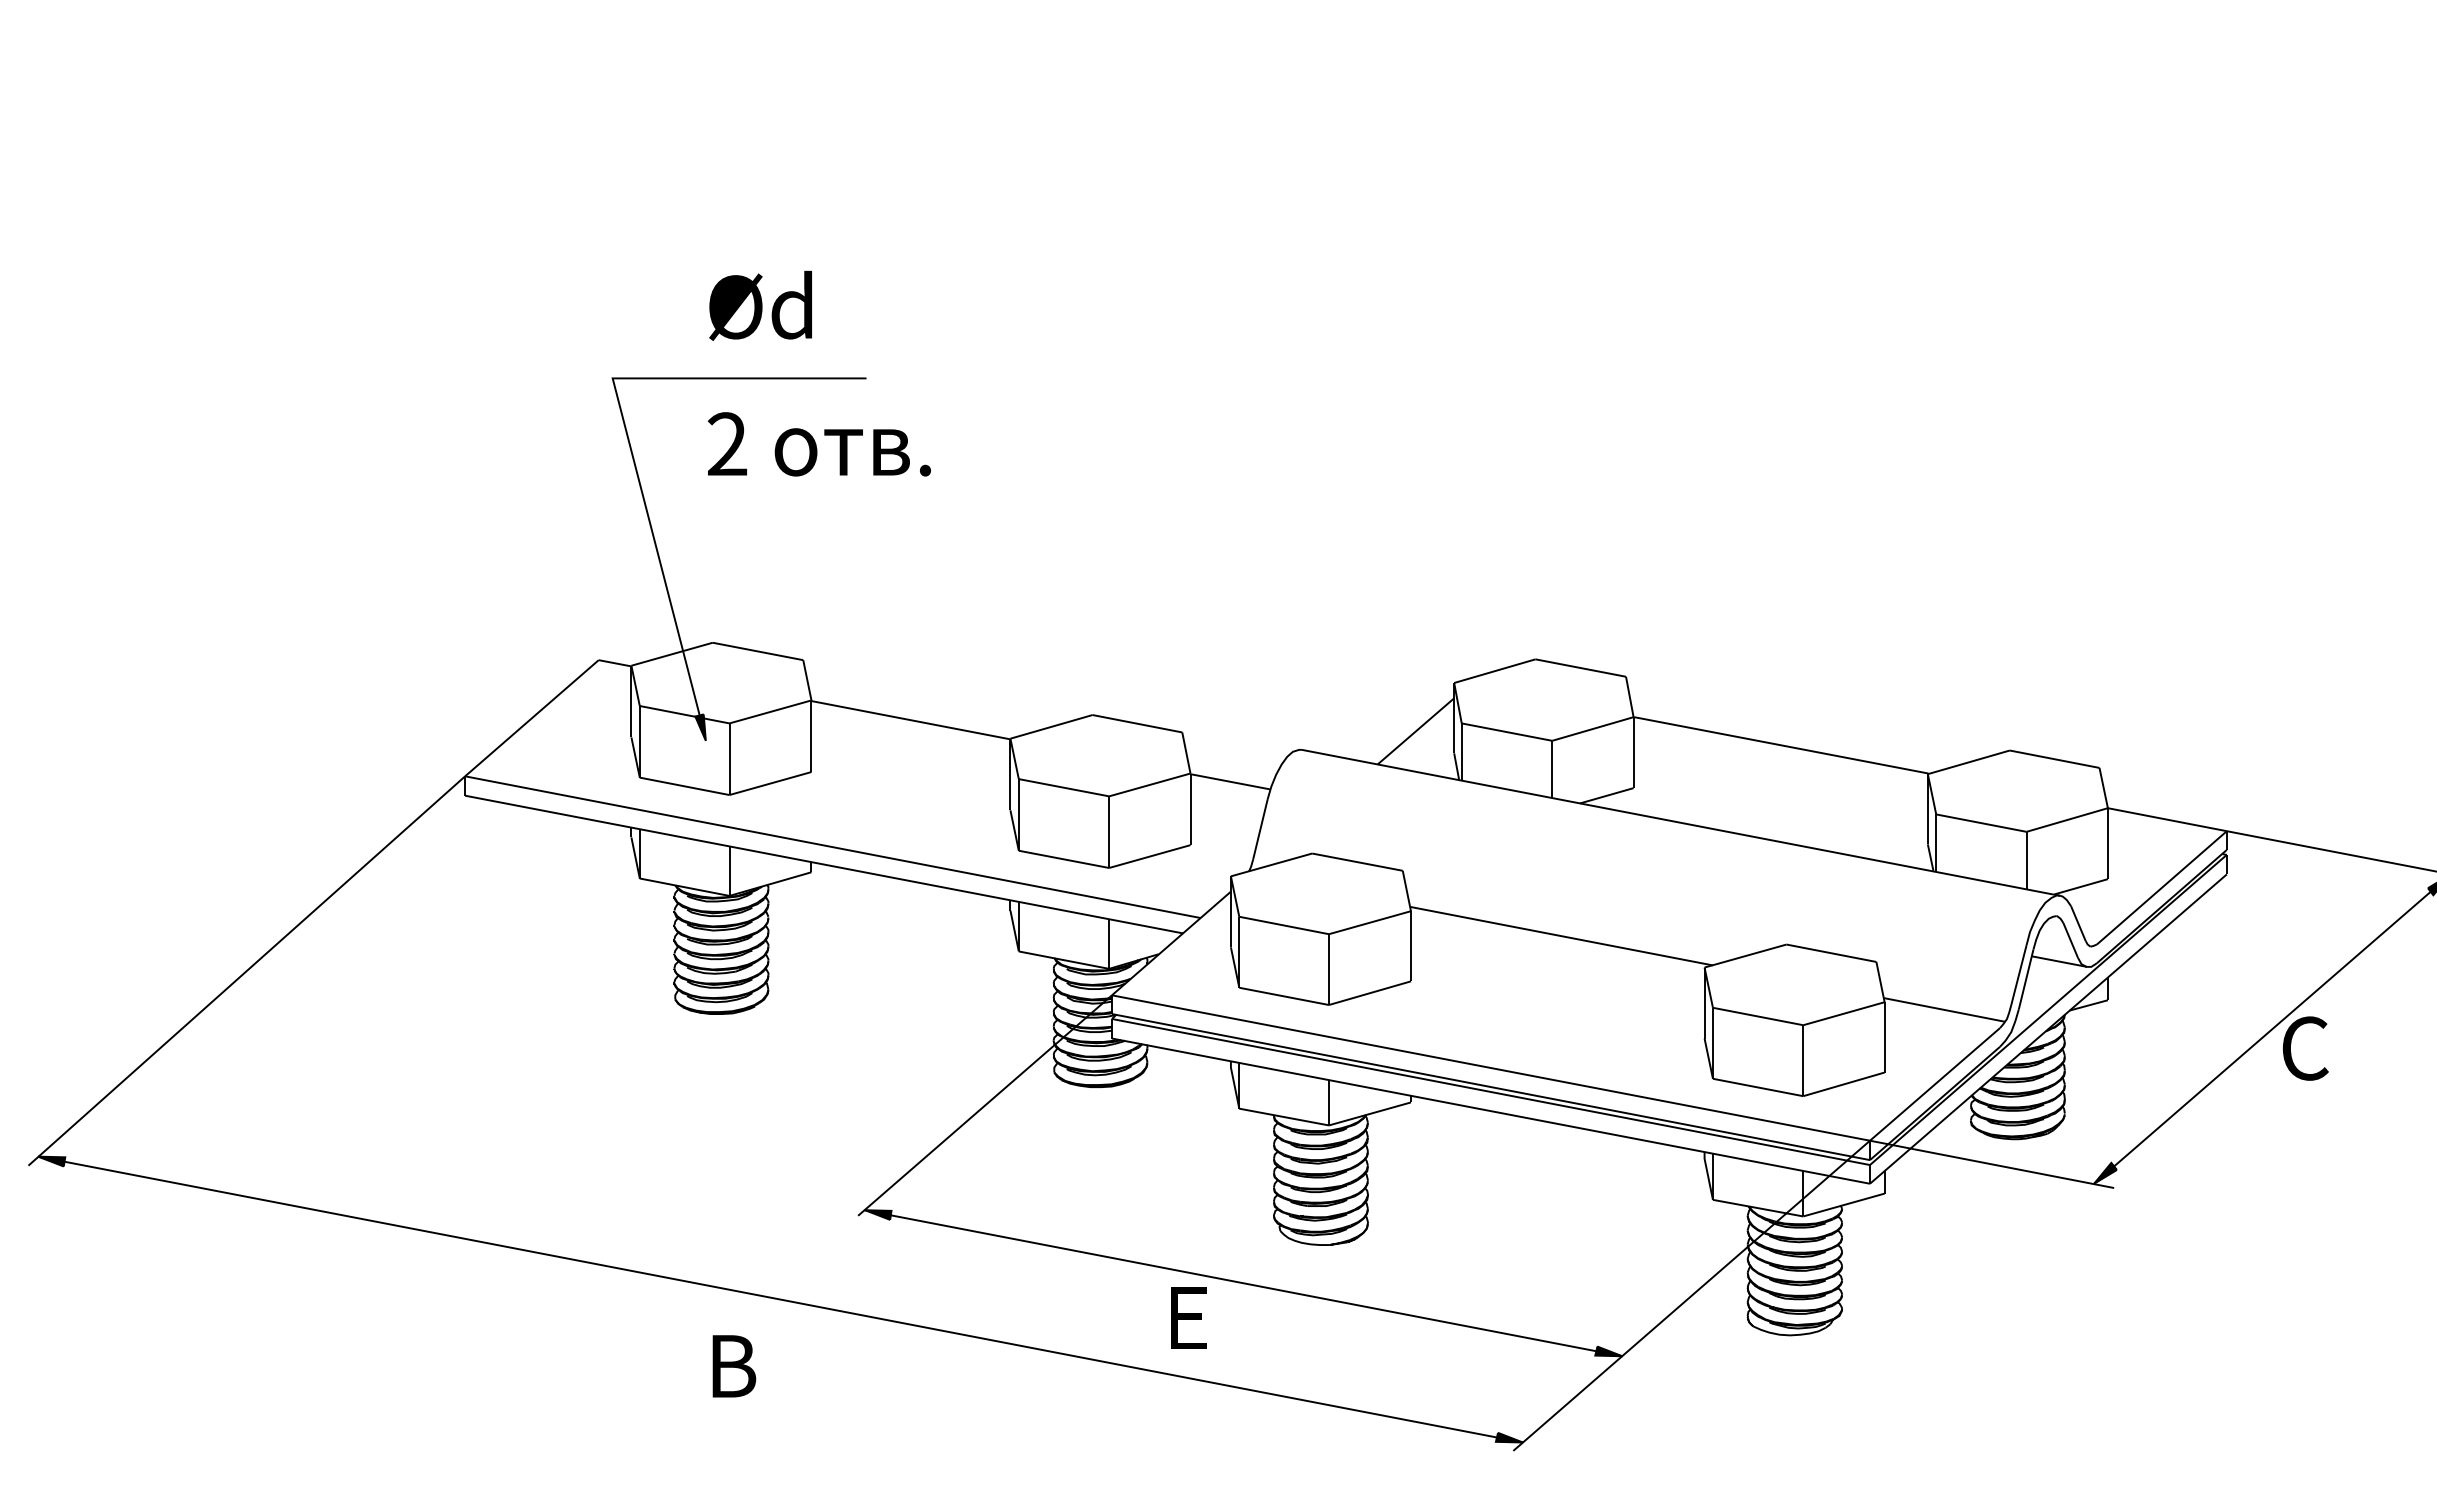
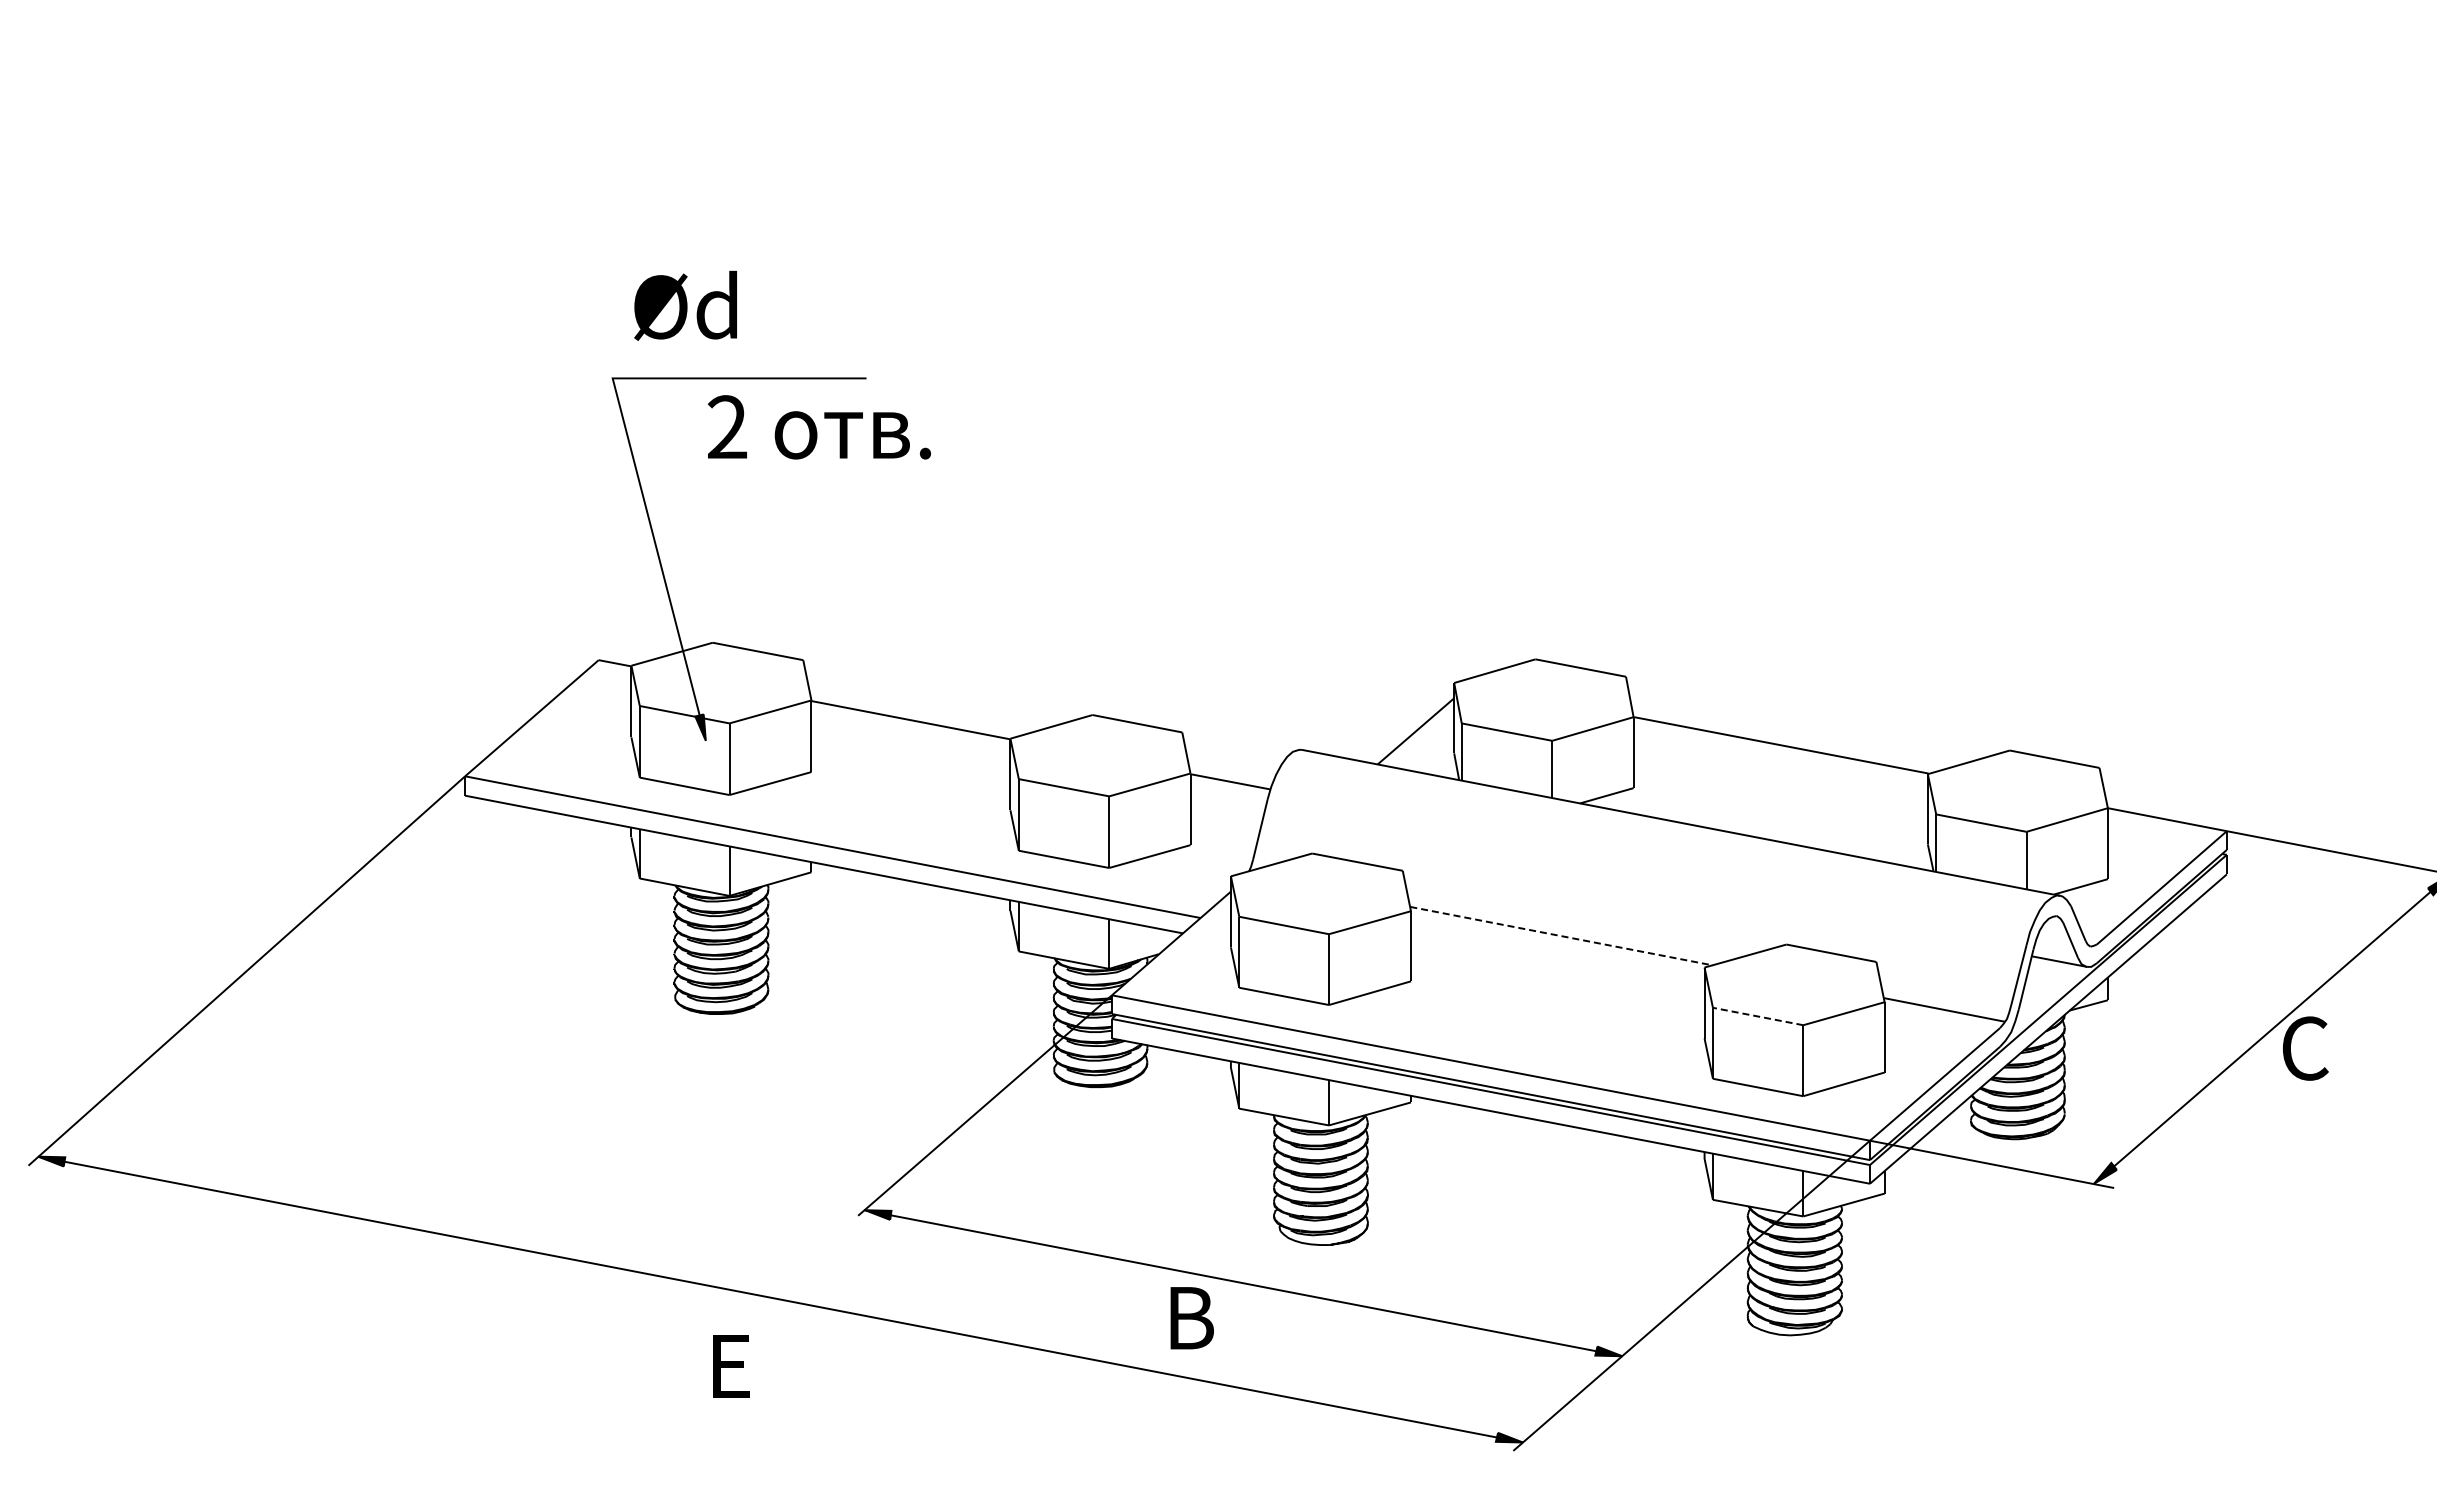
text position: (760, 305) -> (685, 305) (685, 305)
text position: (818, 444) -> (818, 427) (818, 427)
line: solid -> dashed (1562, 936)
line: solid -> dashed (1757, 1016)
text: E -> B (1191, 1318)
text: B -> E (734, 1366)
